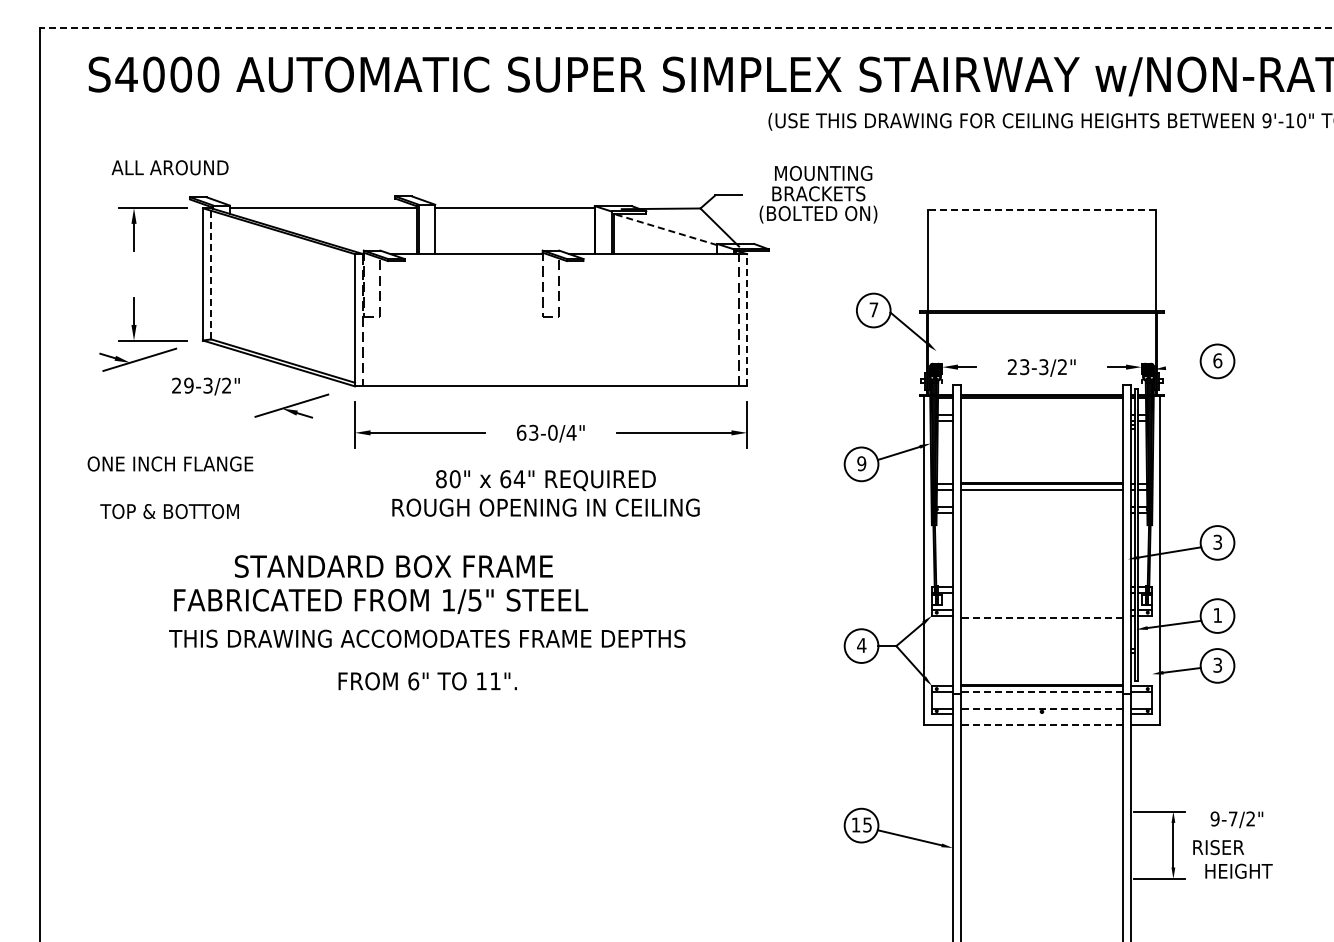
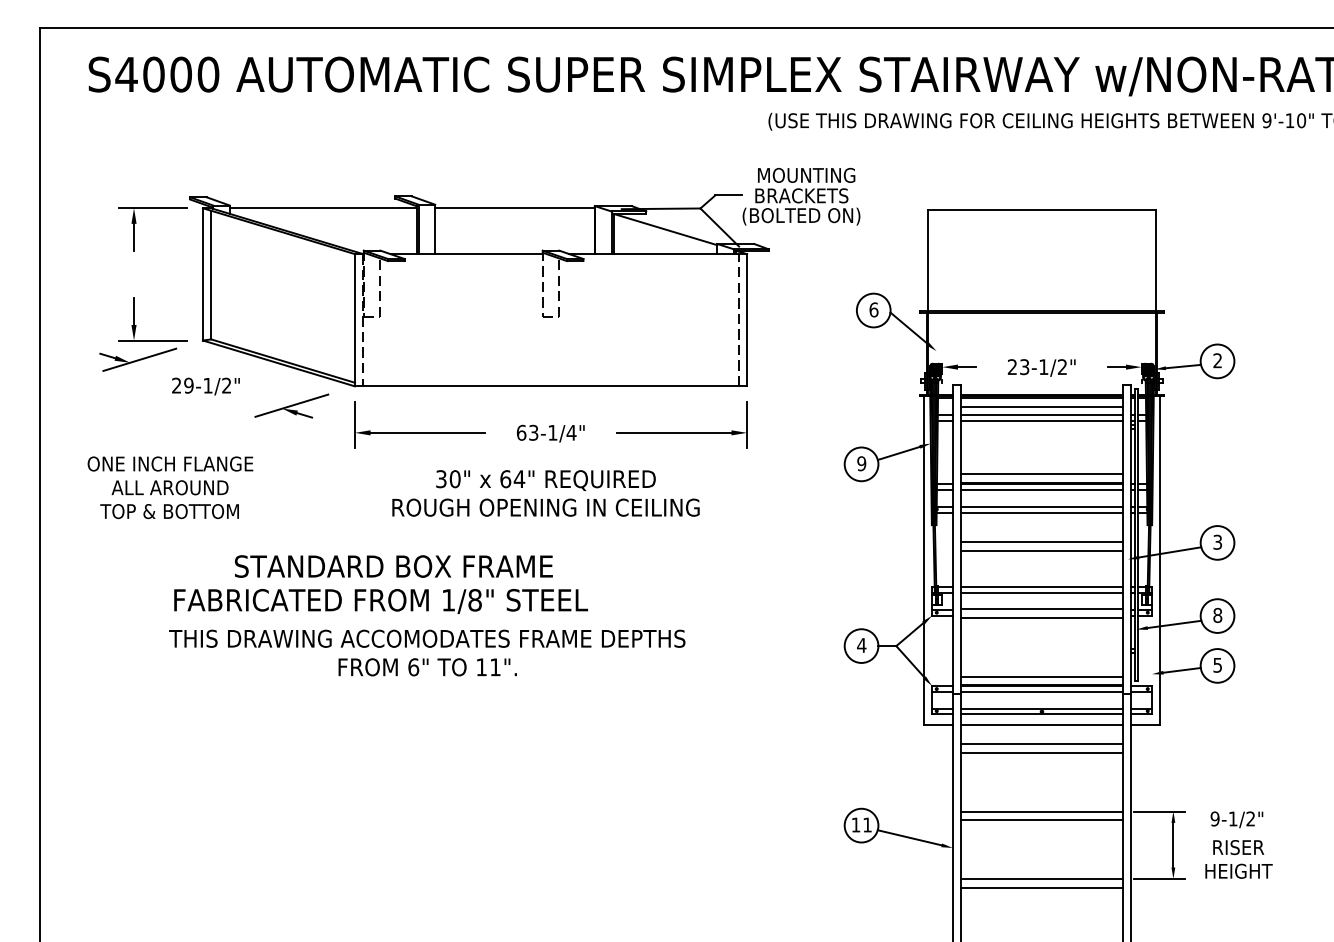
line: dashed -> solid (686, 28)
text position: (169, 167) -> (169, 487) (169, 487)
text position: (818, 194) -> (801, 196) (801, 196)
line: dashed -> solid (1041, 209)
line: dashed -> solid (664, 229)
line: dashed -> solid (211, 275)
text: 7 -> 6 (873, 309)
line: dashed -> solid (747, 319)
text: 6 -> 2 (1217, 360)
line: none -> present (1183, 366)
text: 23-3/2" -> 23-1/2" (1043, 367)
text: 29-3/2" -> 29-1/2" (207, 385)
line: none -> present (1041, 407)
line: none -> present (1041, 414)
line: none -> present (1041, 420)
text: 63-0/4" -> 63-1/4" (552, 432)
line: none -> present (1041, 474)
text: 80" -> 30" (441, 479)
line: none -> present (1041, 507)
line: none -> present (1041, 512)
line: none -> present (1041, 541)
line: none -> present (1041, 550)
line: none -> present (1041, 587)
line: none -> present (1041, 593)
text: 1/5" -> 1/8" (474, 600)
line: none -> present (1041, 609)
text: 1 -> 8 (1217, 614)
line: dashed -> solid (1042, 617)
text: 3 -> 5 (1217, 664)
line: none -> present (1041, 676)
text position: (427, 681) -> (427, 667) (427, 667)
line: dashed -> solid (1042, 691)
line: dashed -> solid (1042, 708)
line: none -> present (1041, 714)
line: dashed -> solid (1042, 724)
line: none -> present (1041, 744)
line: none -> present (1041, 752)
line: none -> present (1041, 811)
text: 9-7/2" -> 9-1/2" (1233, 818)
line: none -> present (1041, 820)
text: 15 -> 11 (867, 824)
text position: (1218, 847) -> (1238, 847) (1238, 847)
line: none -> present (1041, 878)
line: none -> present (1041, 887)
